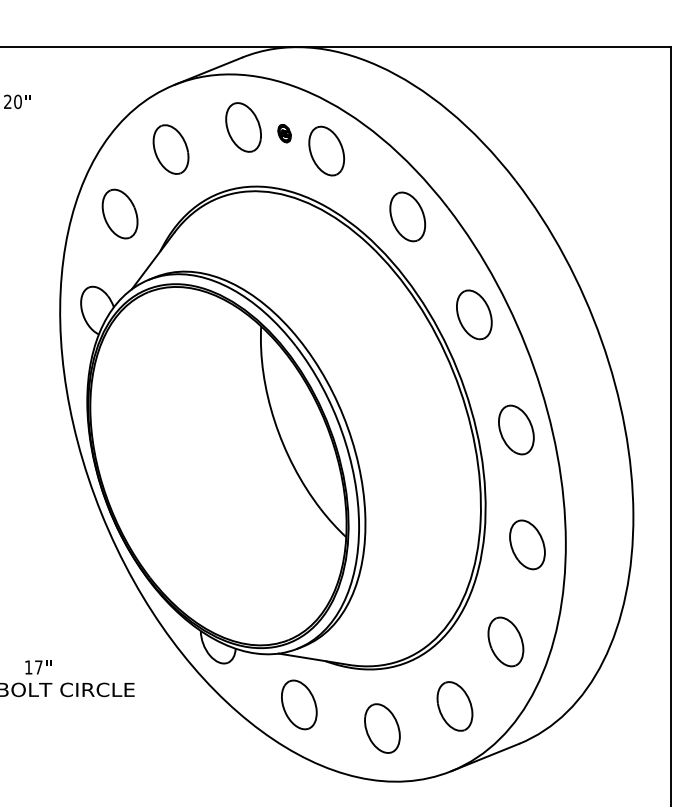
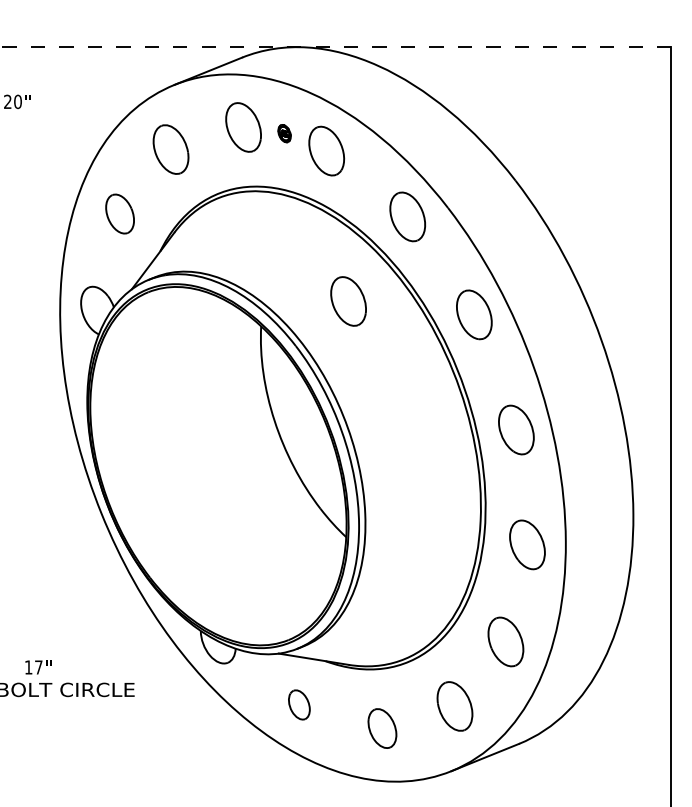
line: solid -> dashed (336, 46)
part size: 38x52 px -> 30x42 px (119, 213)
part: none -> present (348, 301)
part size: 37x52 px -> 23x32 px (299, 704)
part size: 37x51 px -> 31x41 px (382, 728)
